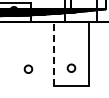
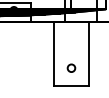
line: dashed -> solid (54, 53)
circle: present -> none (28, 68)
